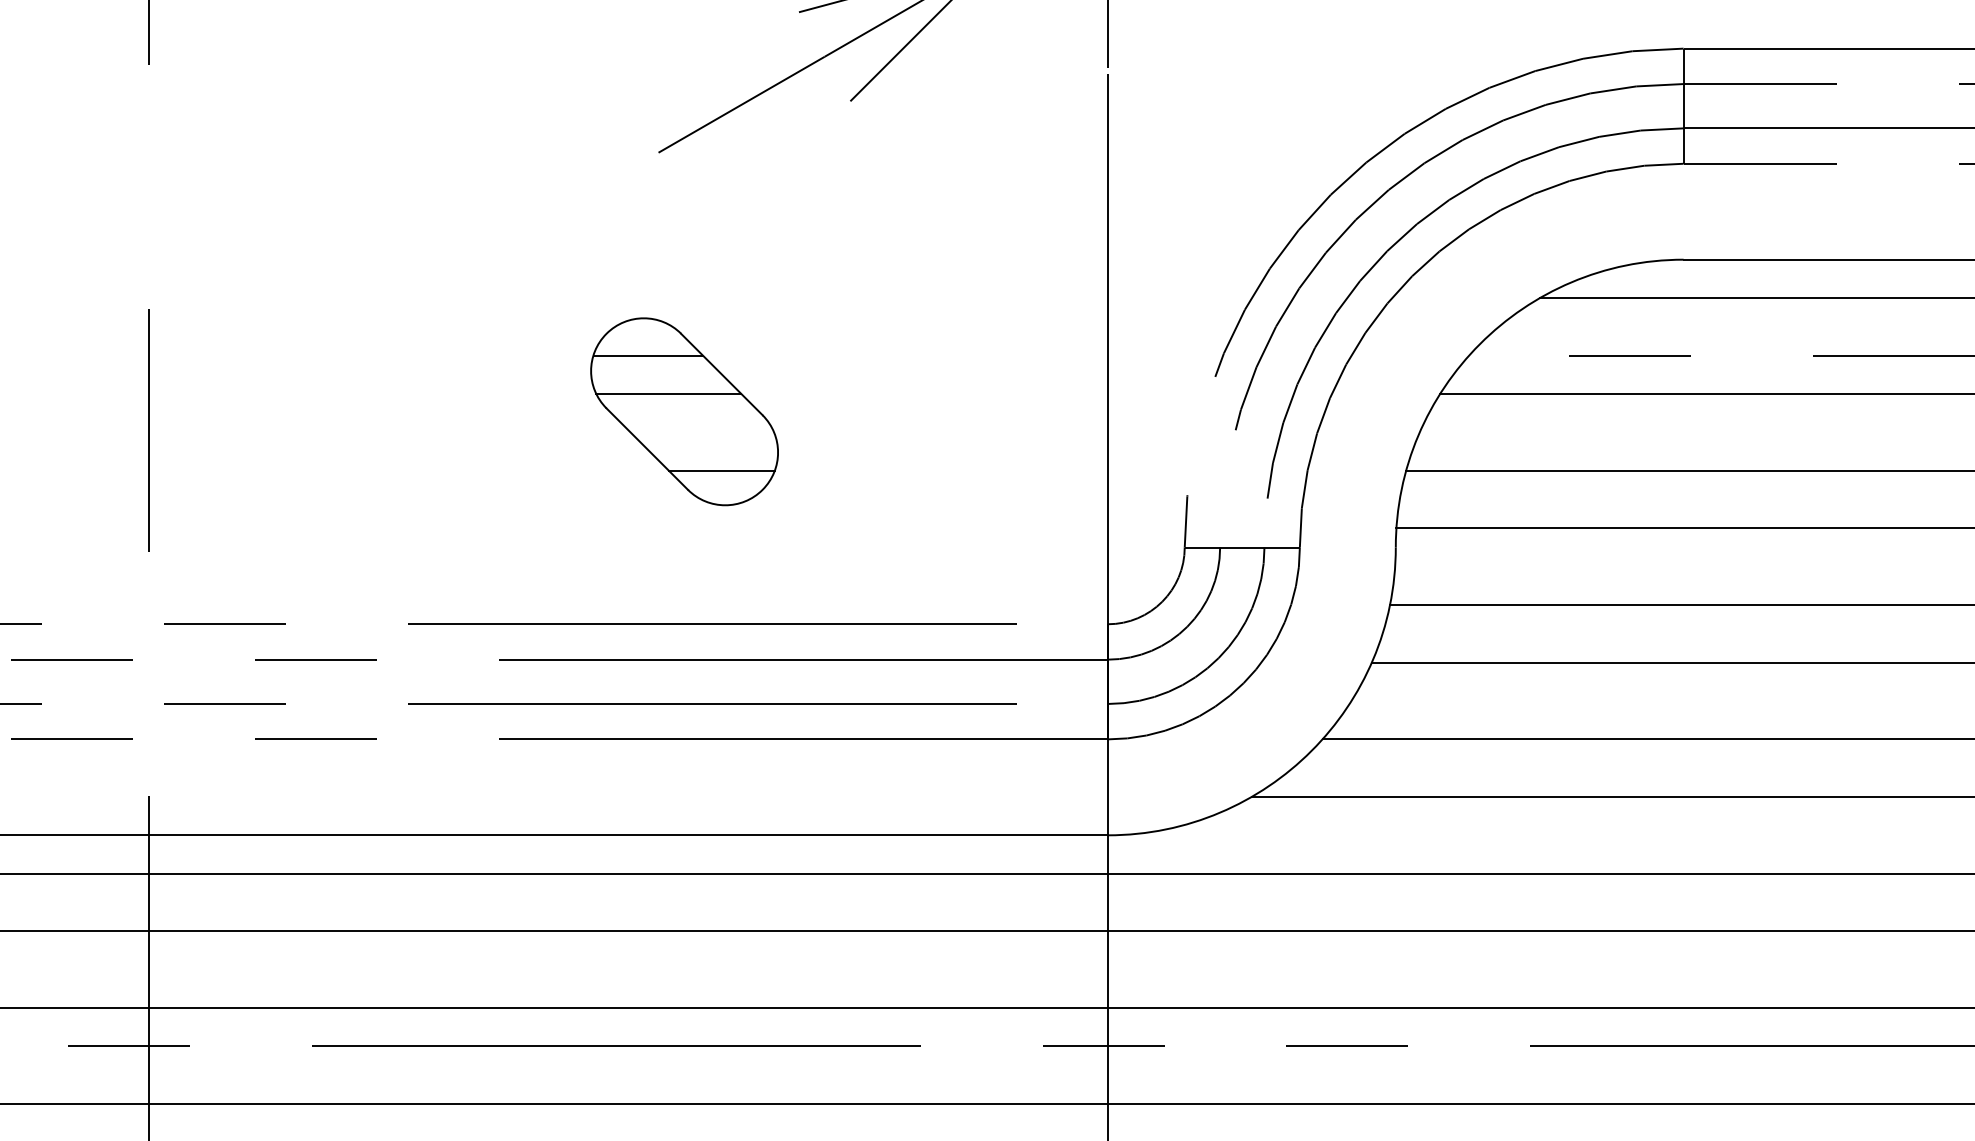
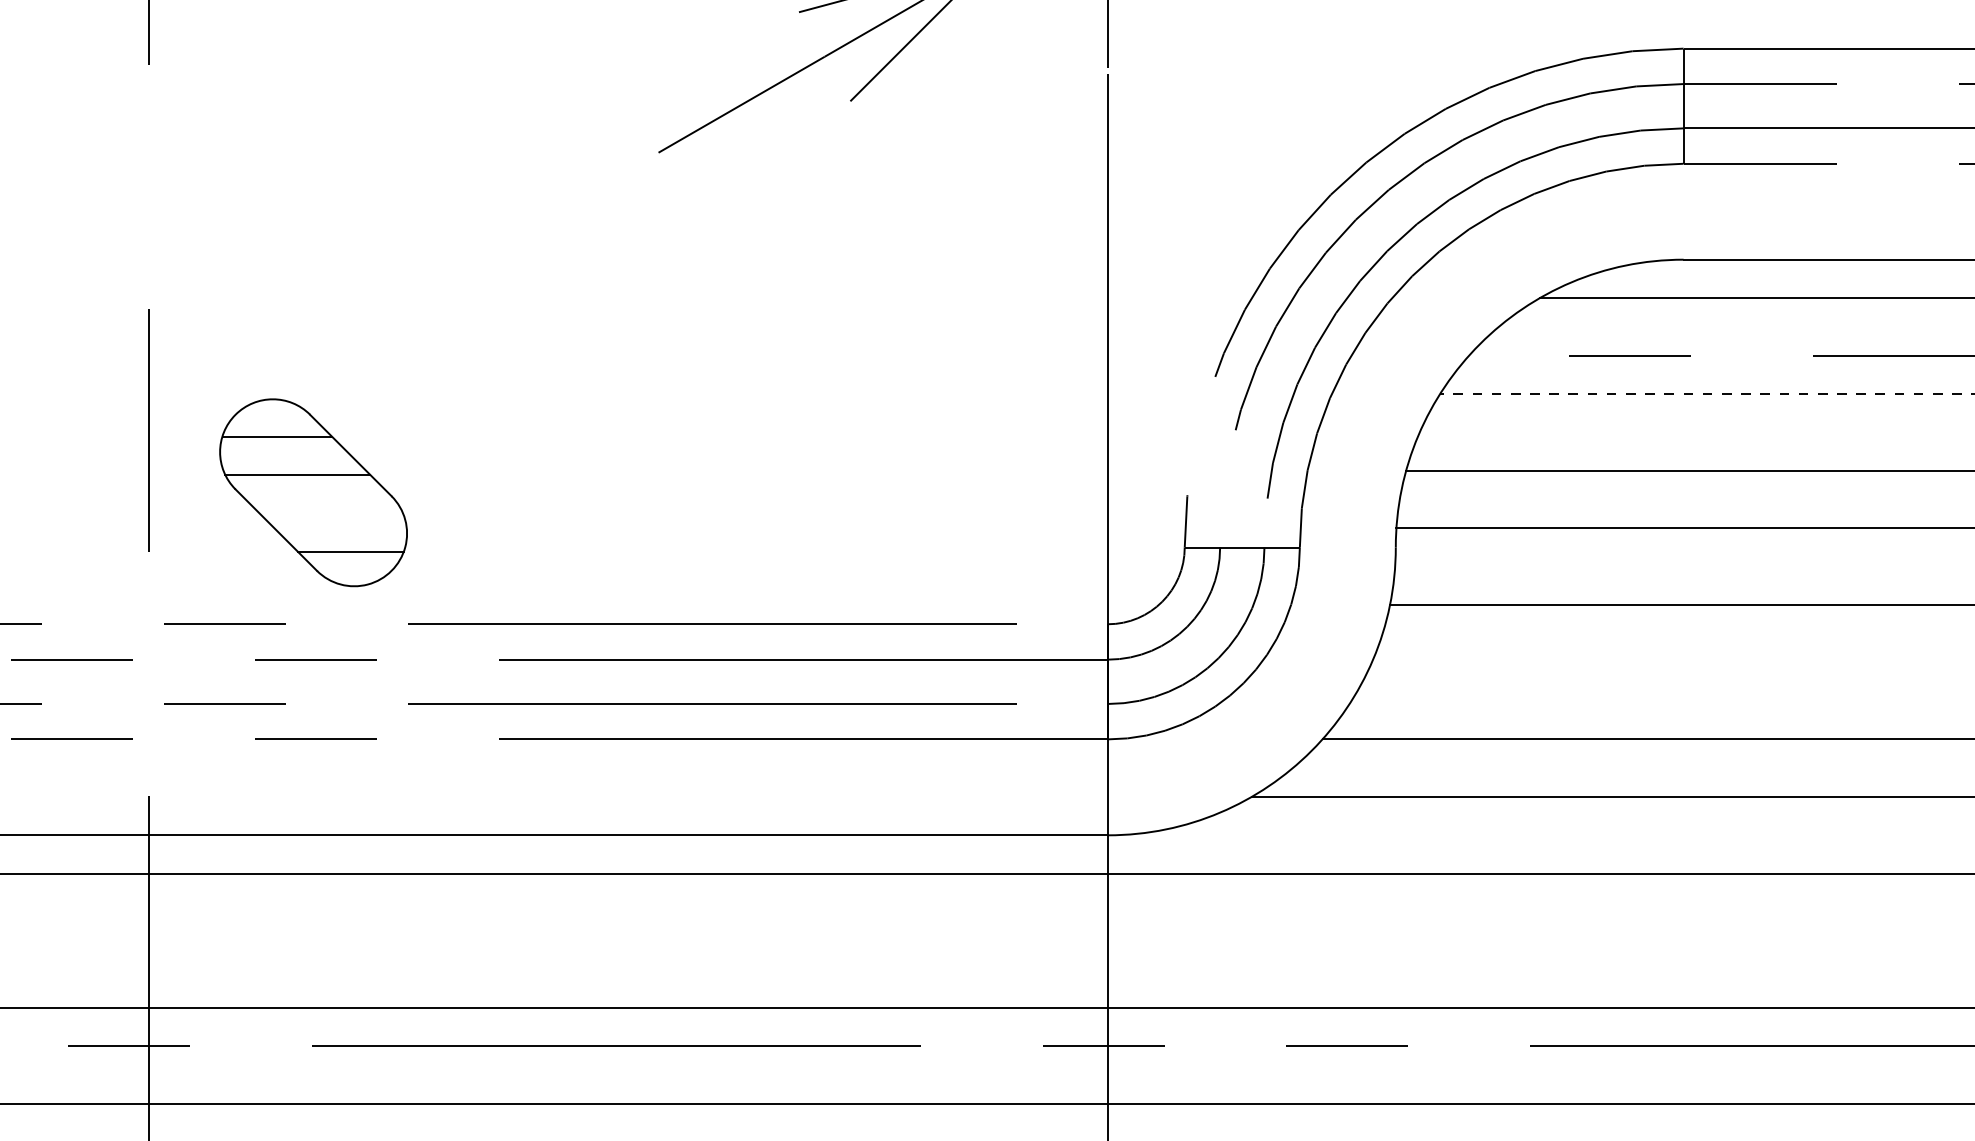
line: solid -> dashed (1706, 394)
part position: (684, 411) -> (313, 492) (313, 492)
line: present -> none (1671, 662)
line: present -> none (986, 931)
